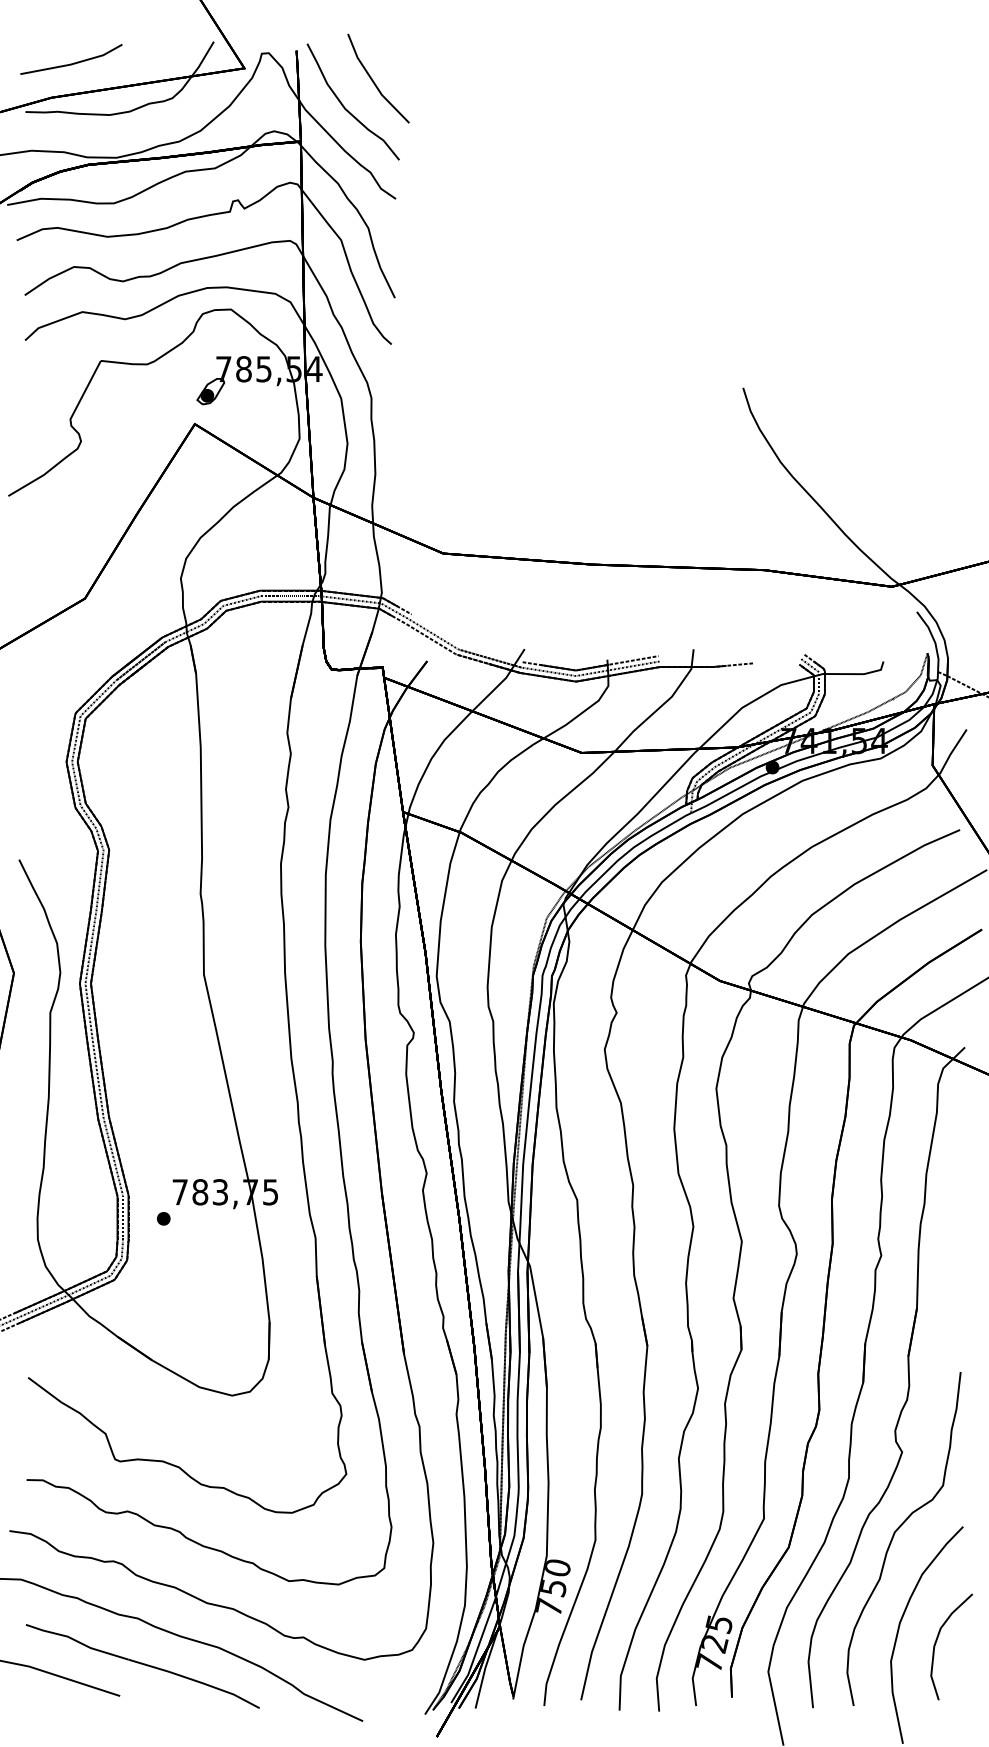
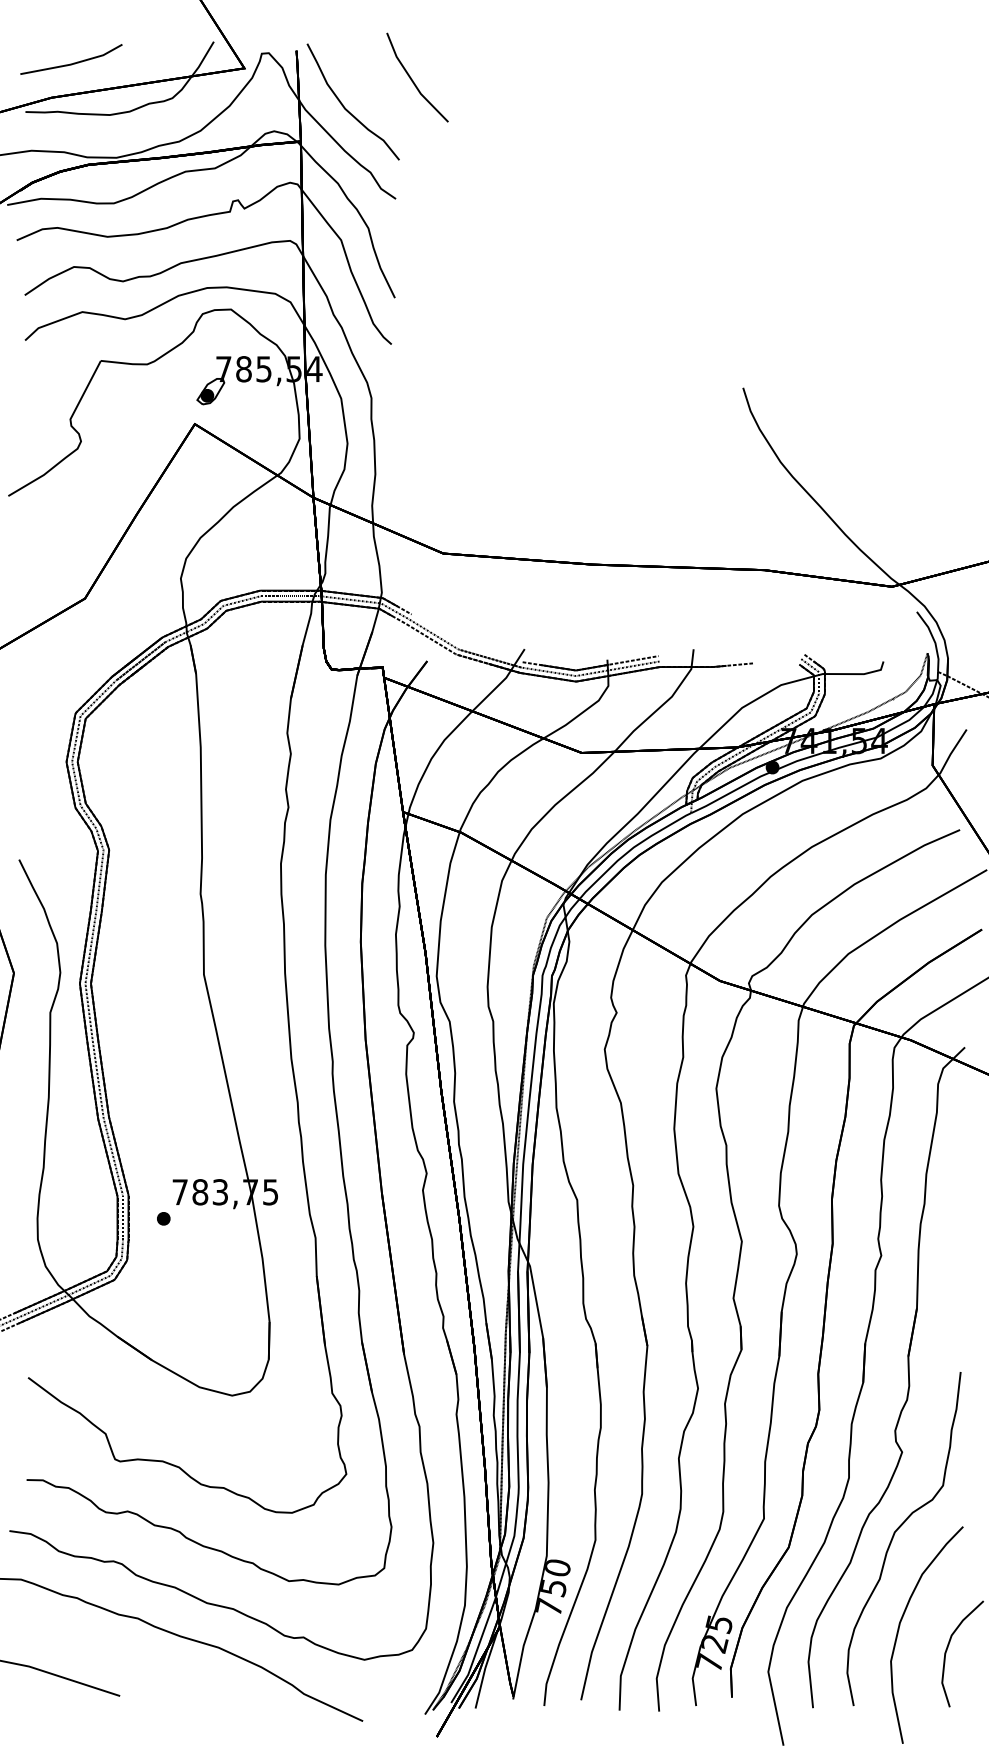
line position: (374, 81) -> (413, 80) (413, 80)
part position: (937, 1640) -> (948, 1647) (948, 1647)
part: present -> none (142, 1666)
